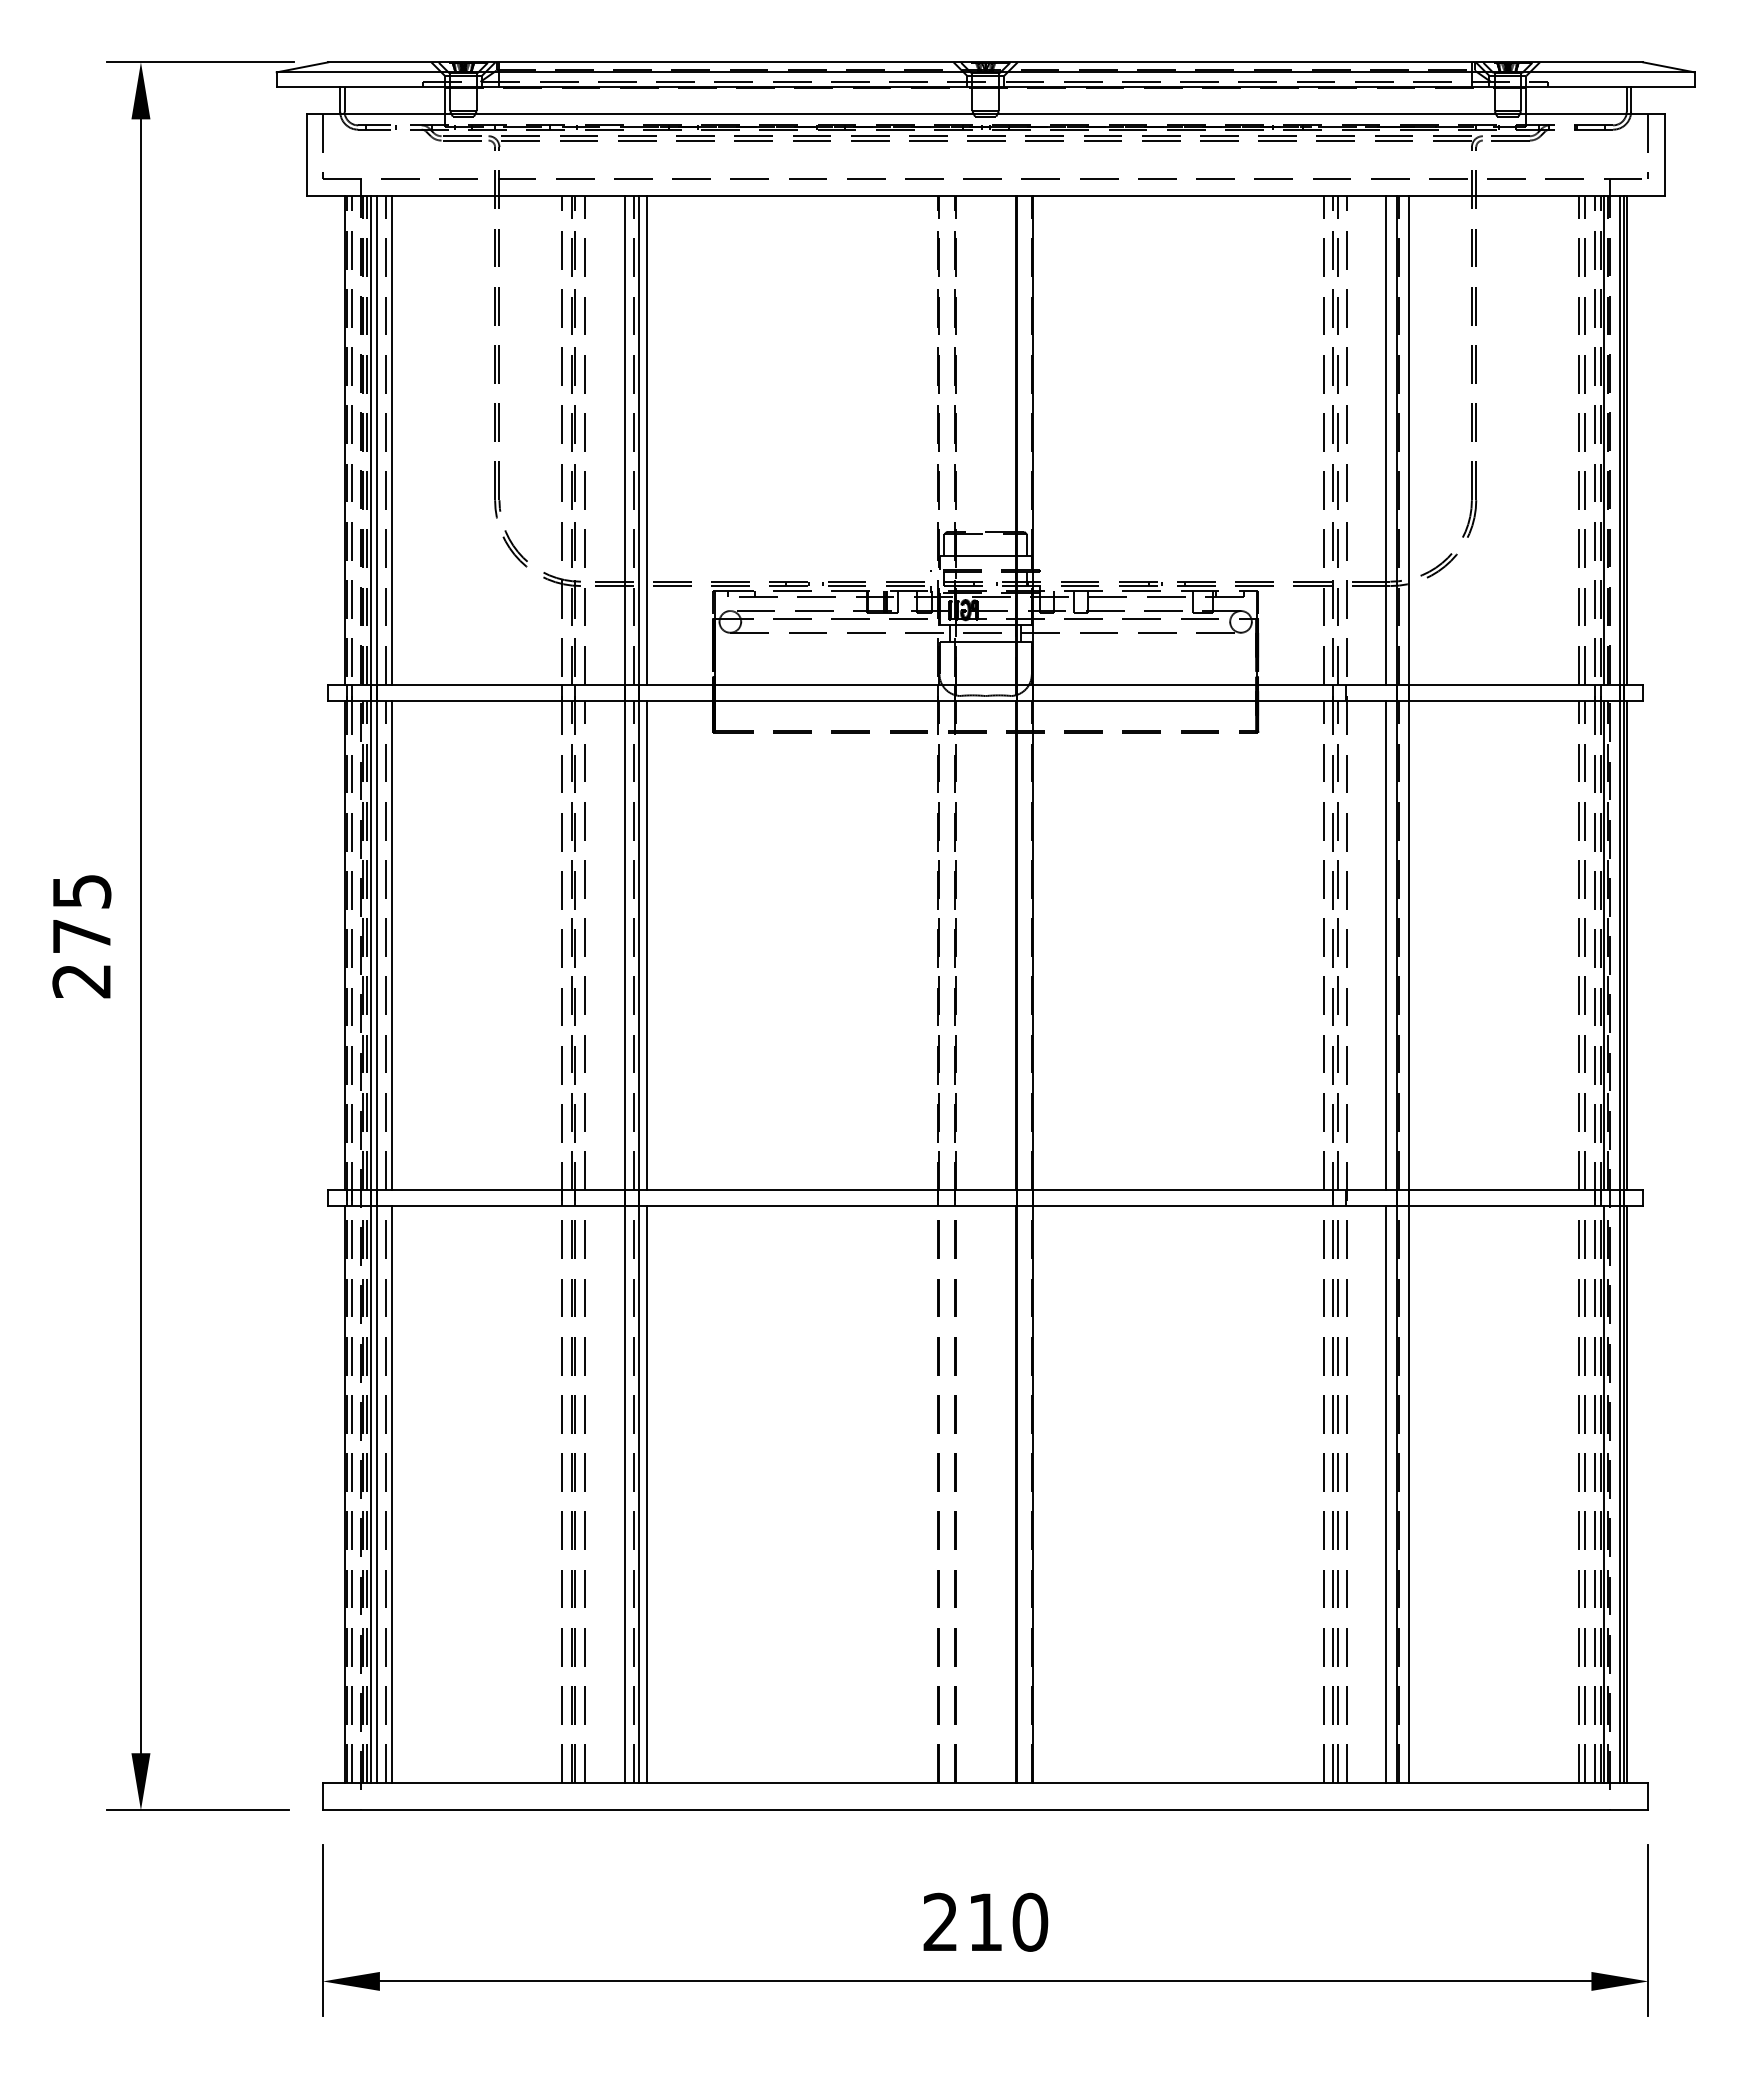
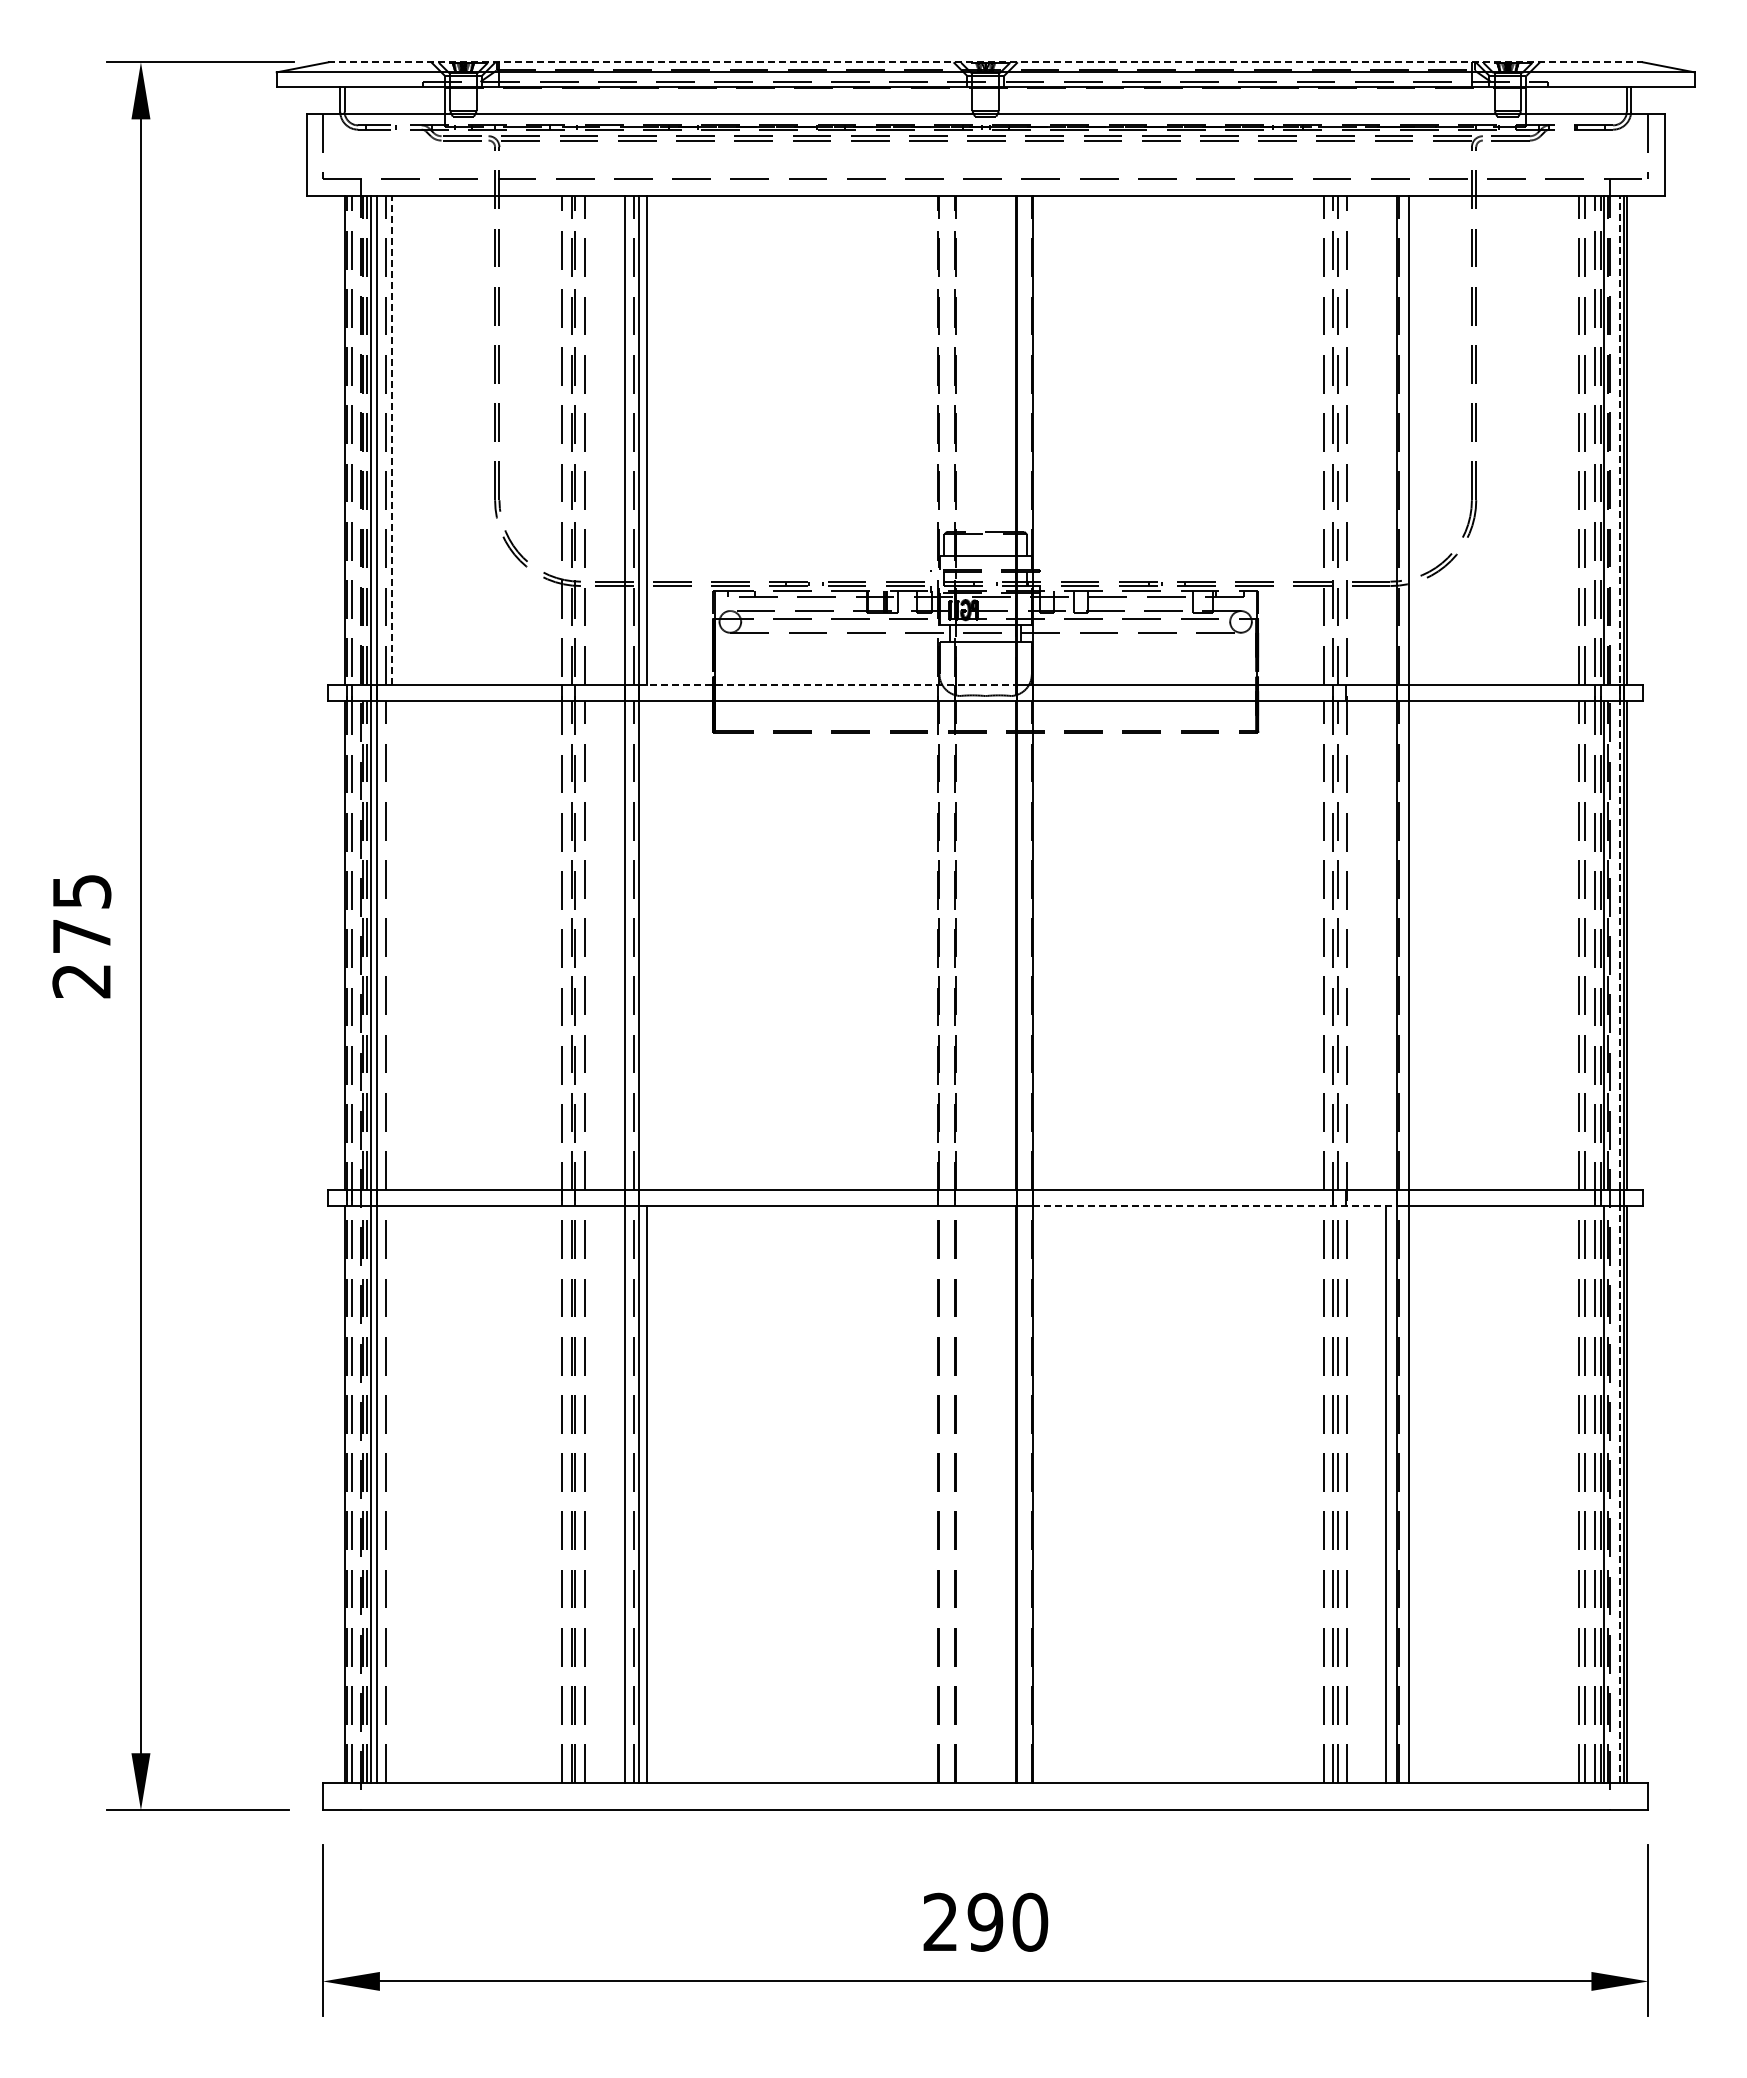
line: solid -> dashed (986, 62)
line: solid -> dashed (391, 439)
line: present -> none (1386, 439)
line: solid -> dashed (828, 684)
line: present -> none (391, 944)
line: present -> none (647, 944)
line: present -> none (1386, 944)
line: solid -> dashed (1619, 989)
line: solid -> dashed (1214, 1206)
line: present -> none (391, 1494)
text: 210 -> 290 (985, 1921)
